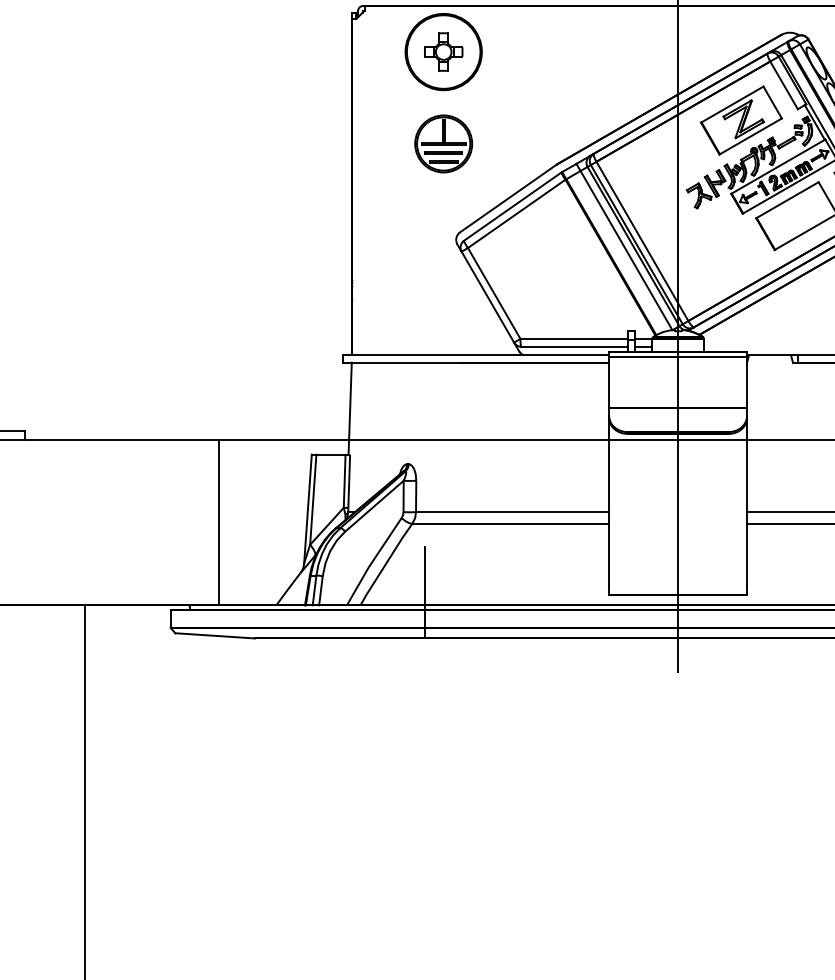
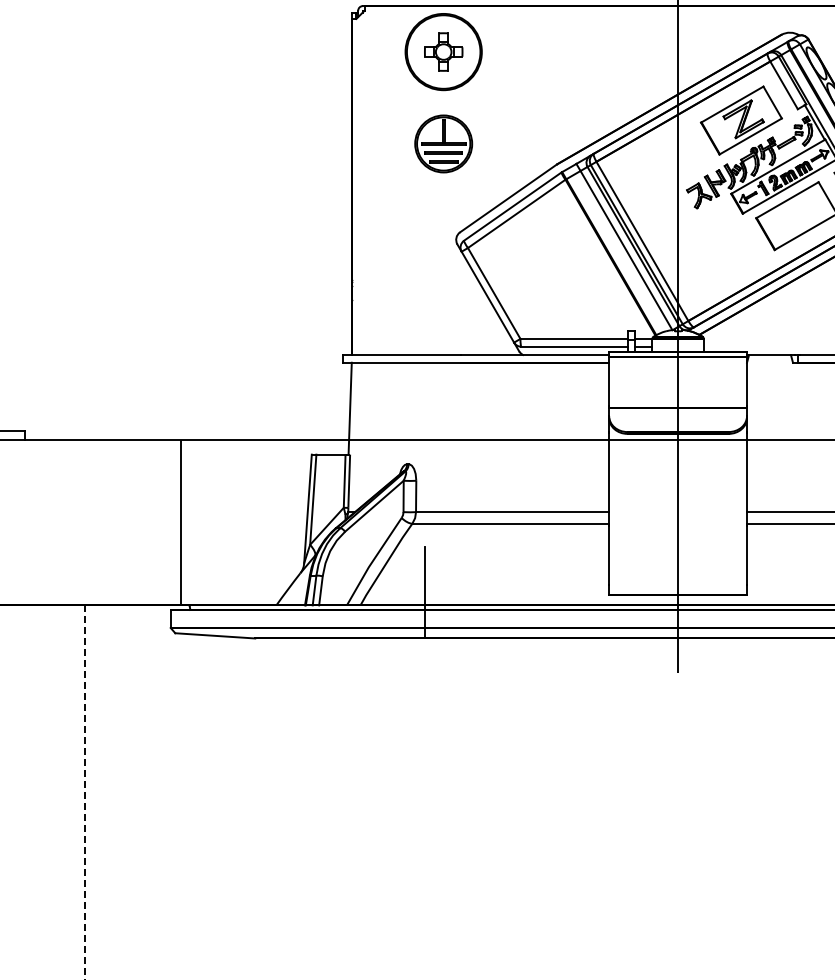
line position: (218, 522) -> (180, 522) (180, 522)
line: solid -> dashed (85, 792)
